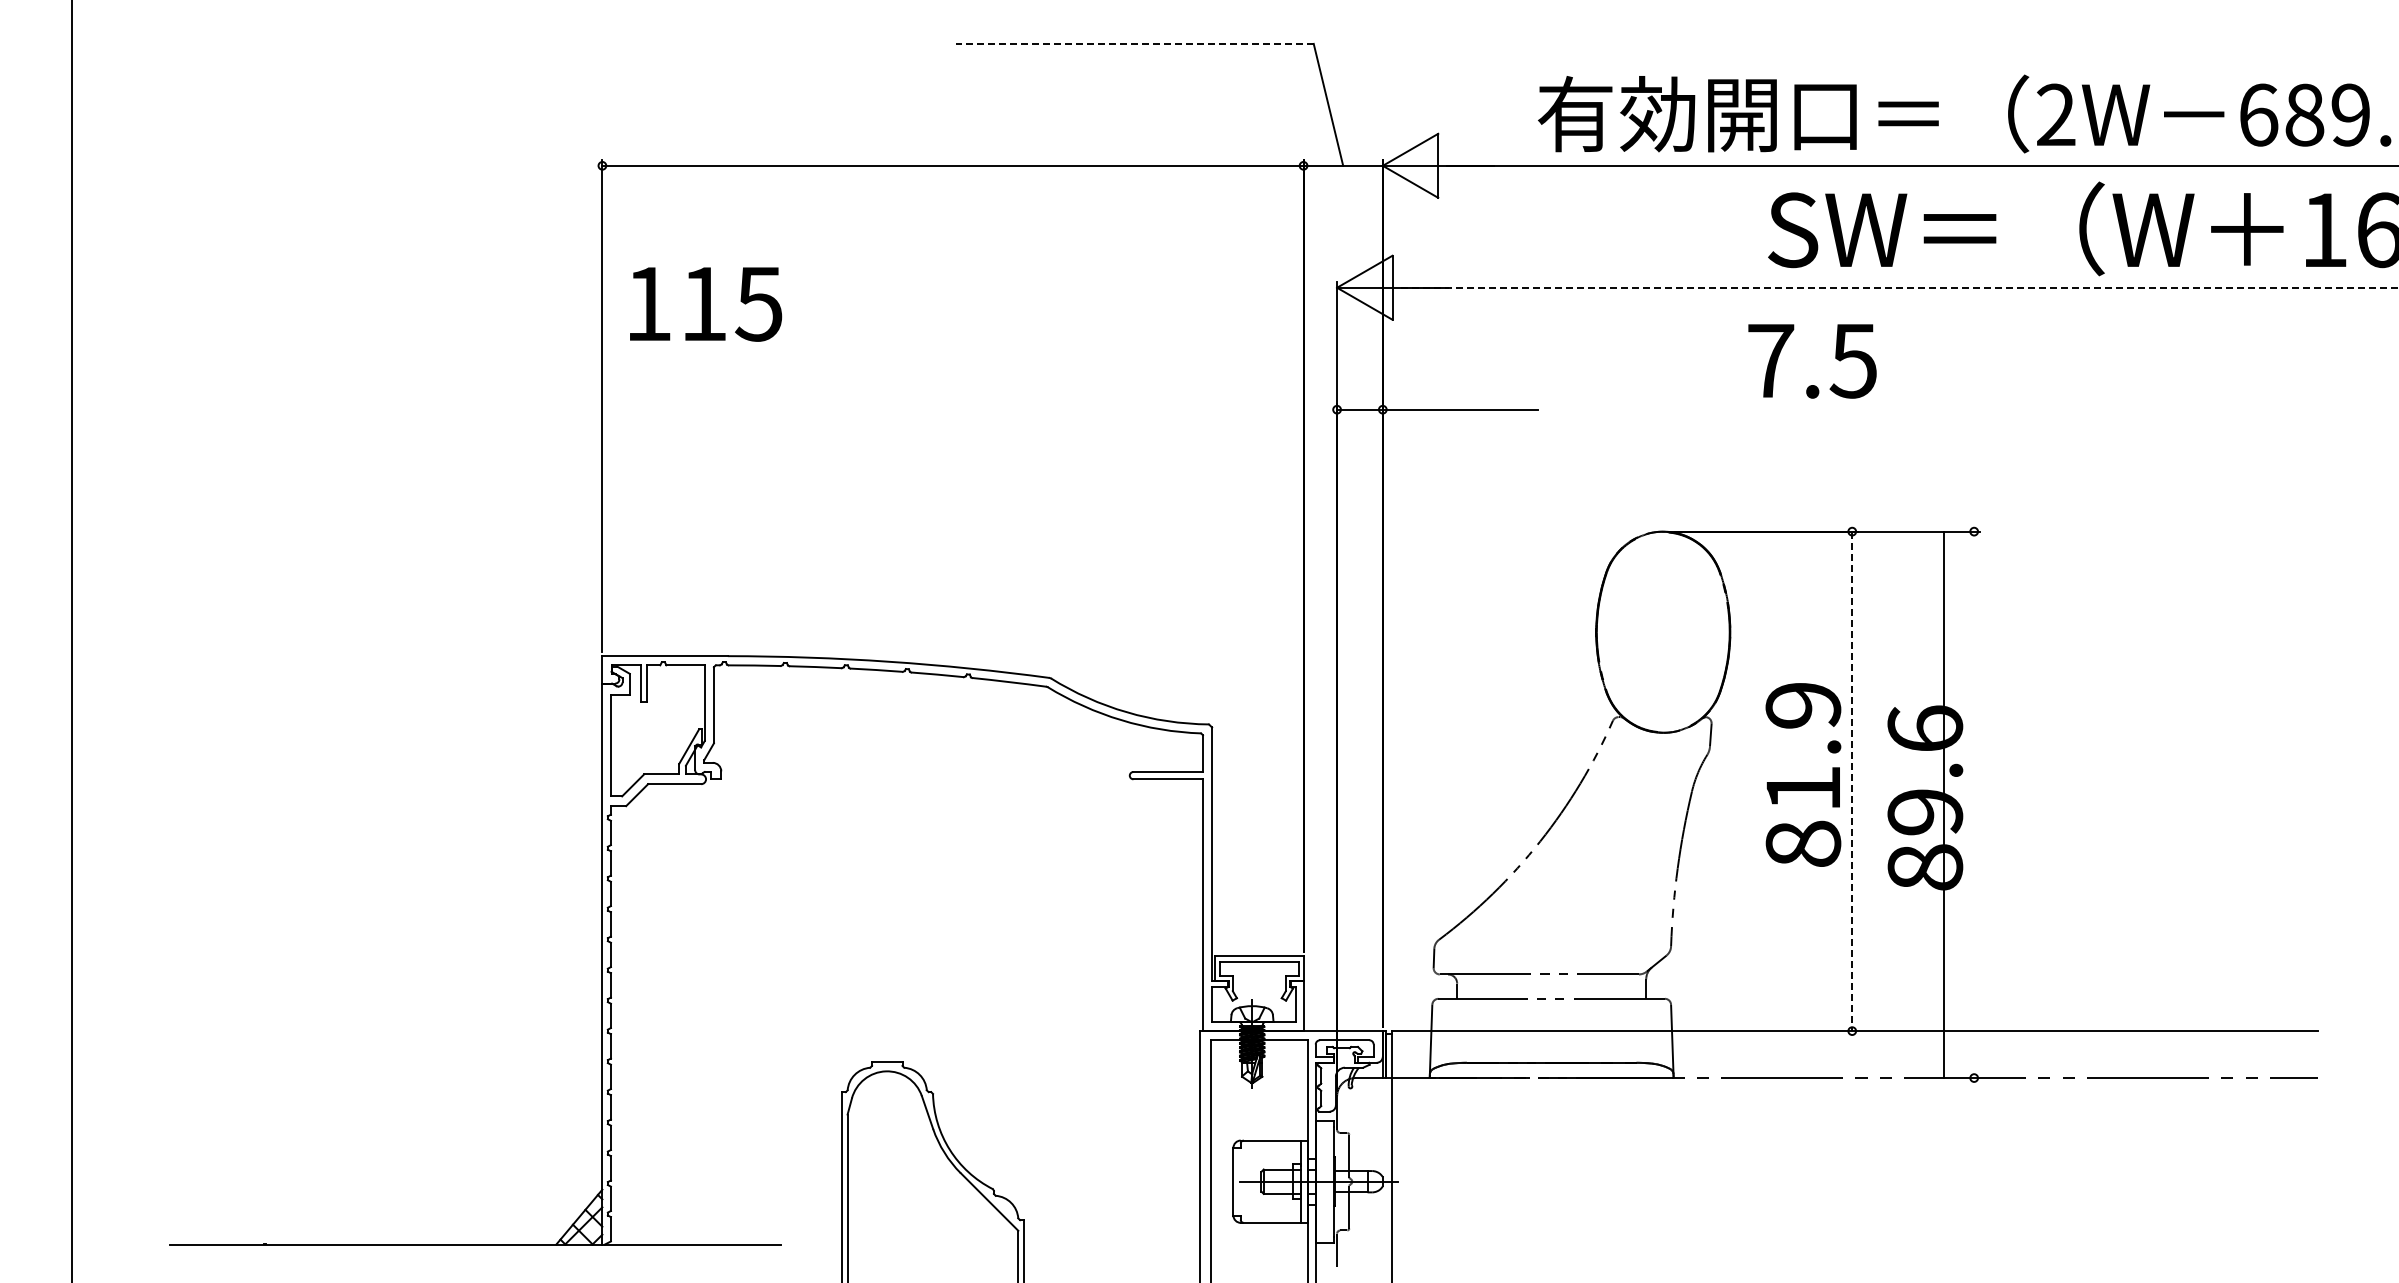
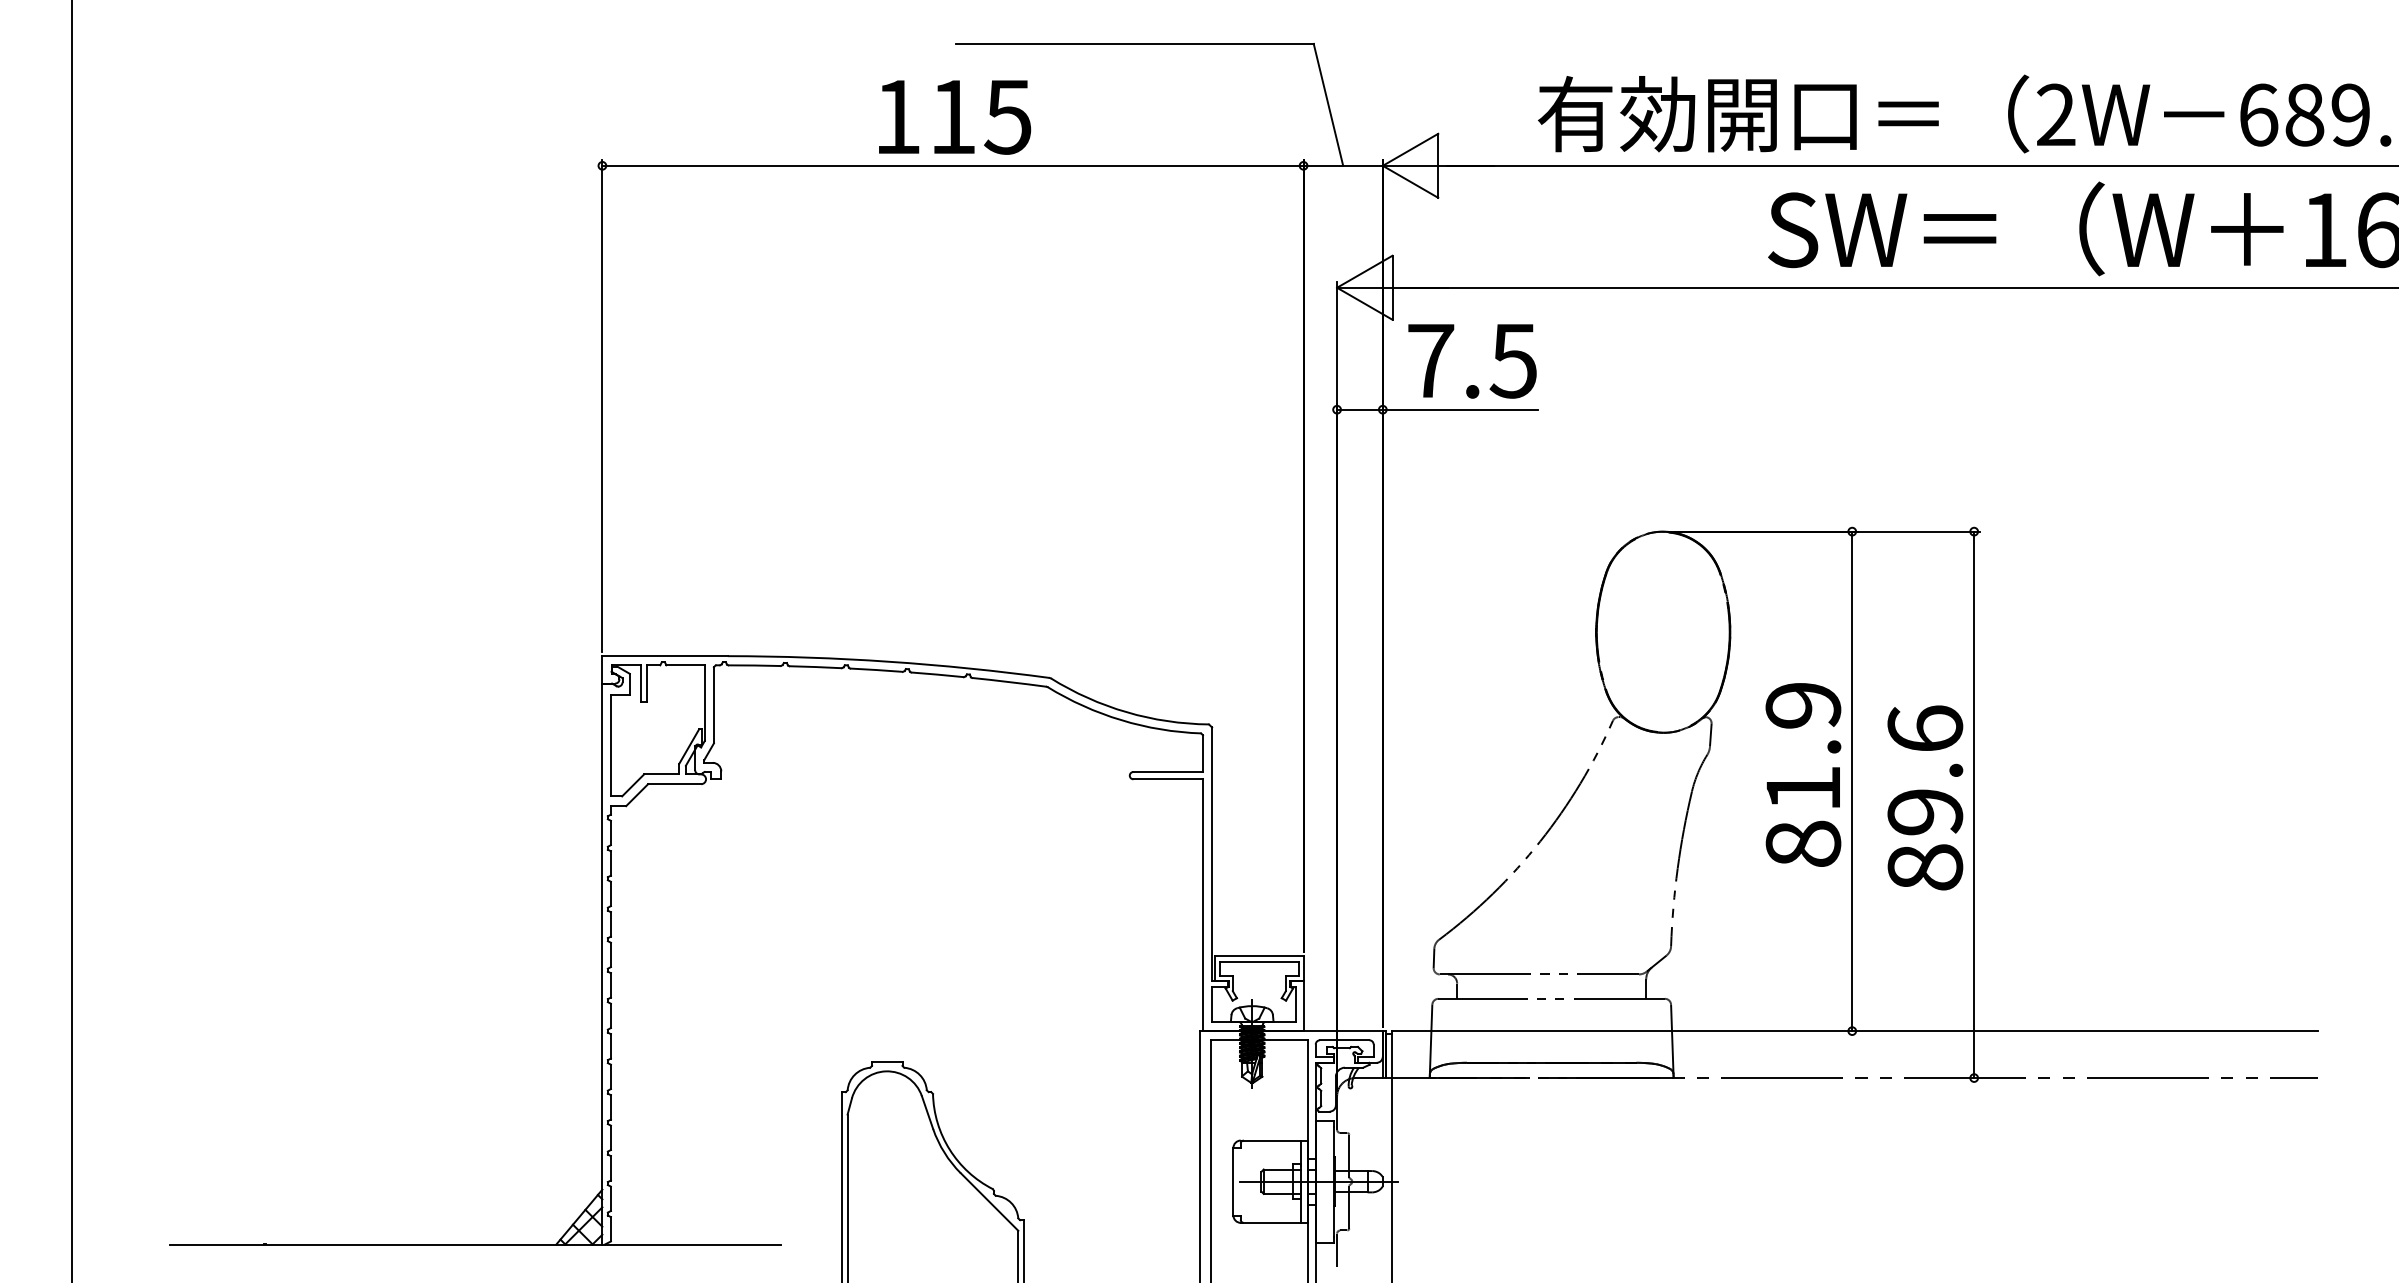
line: dashed -> solid (1134, 43)
line: dashed -> solid (1899, 287)
text position: (706, 304) -> (955, 117) (955, 117)
text position: (1812, 361) -> (1472, 361) (1472, 361)
line: dashed -> solid (1852, 781)
line position: (1944, 804) -> (1974, 804) (1974, 804)
